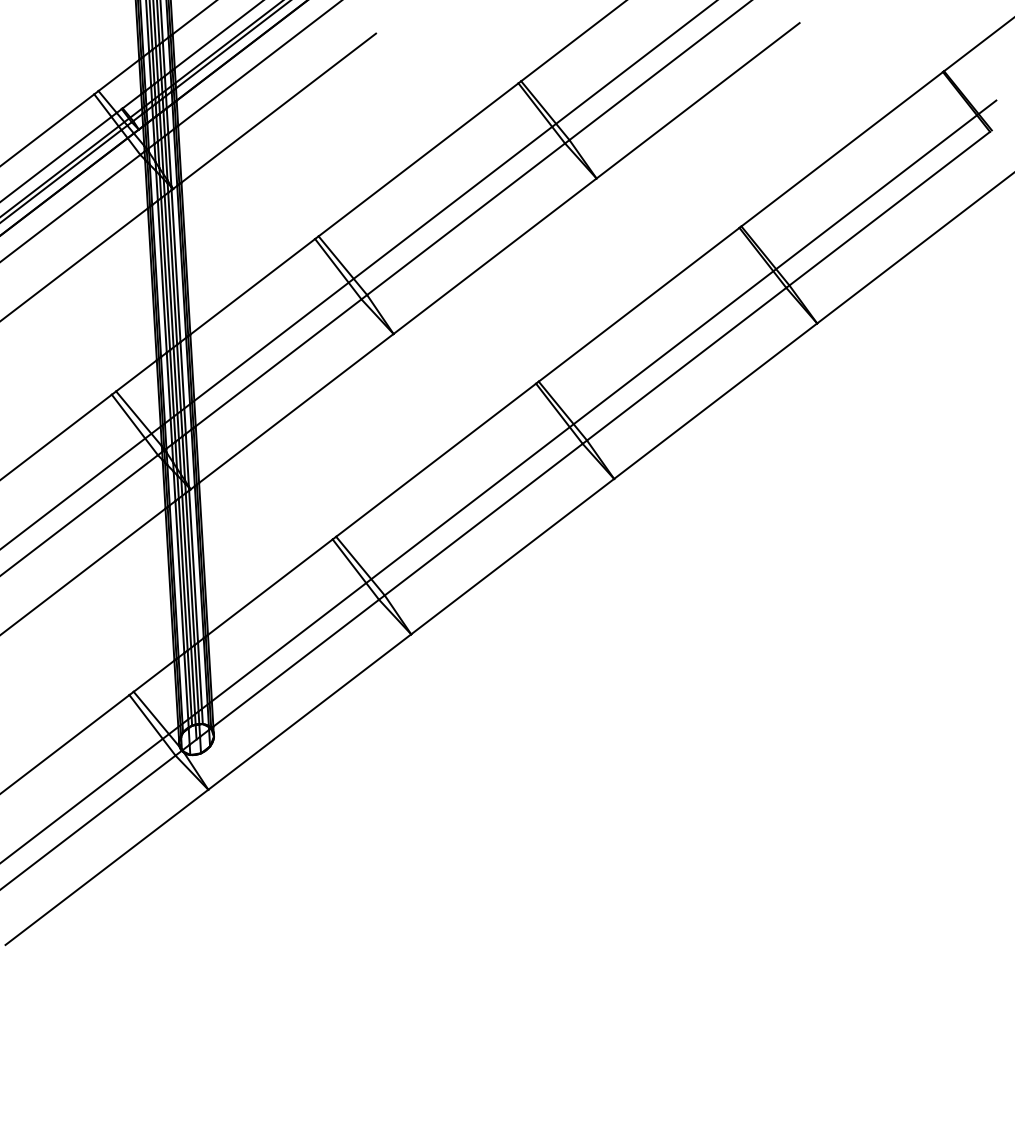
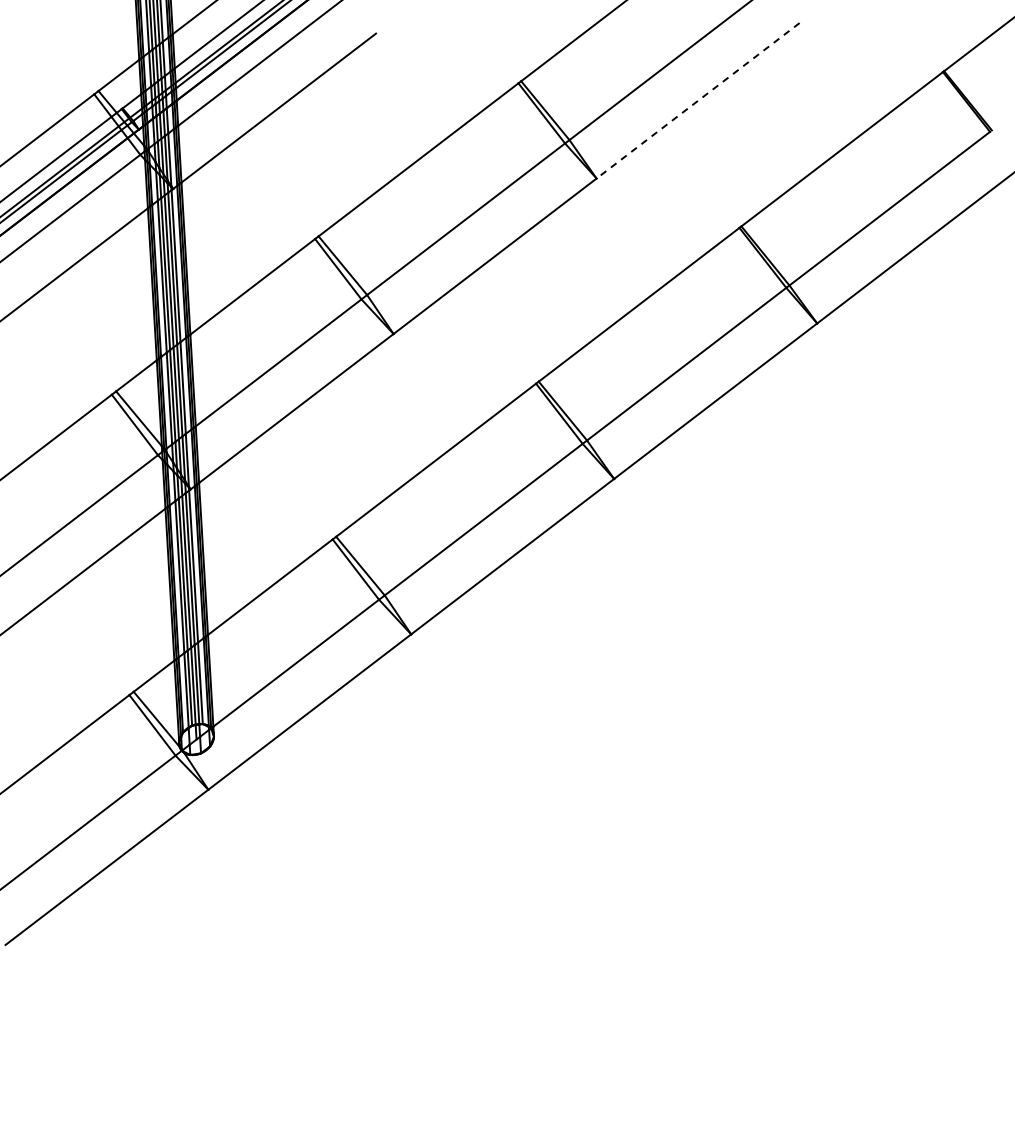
line: solid -> dashed (698, 100)
line: present -> none (358, 275)
line: present -> none (499, 480)
